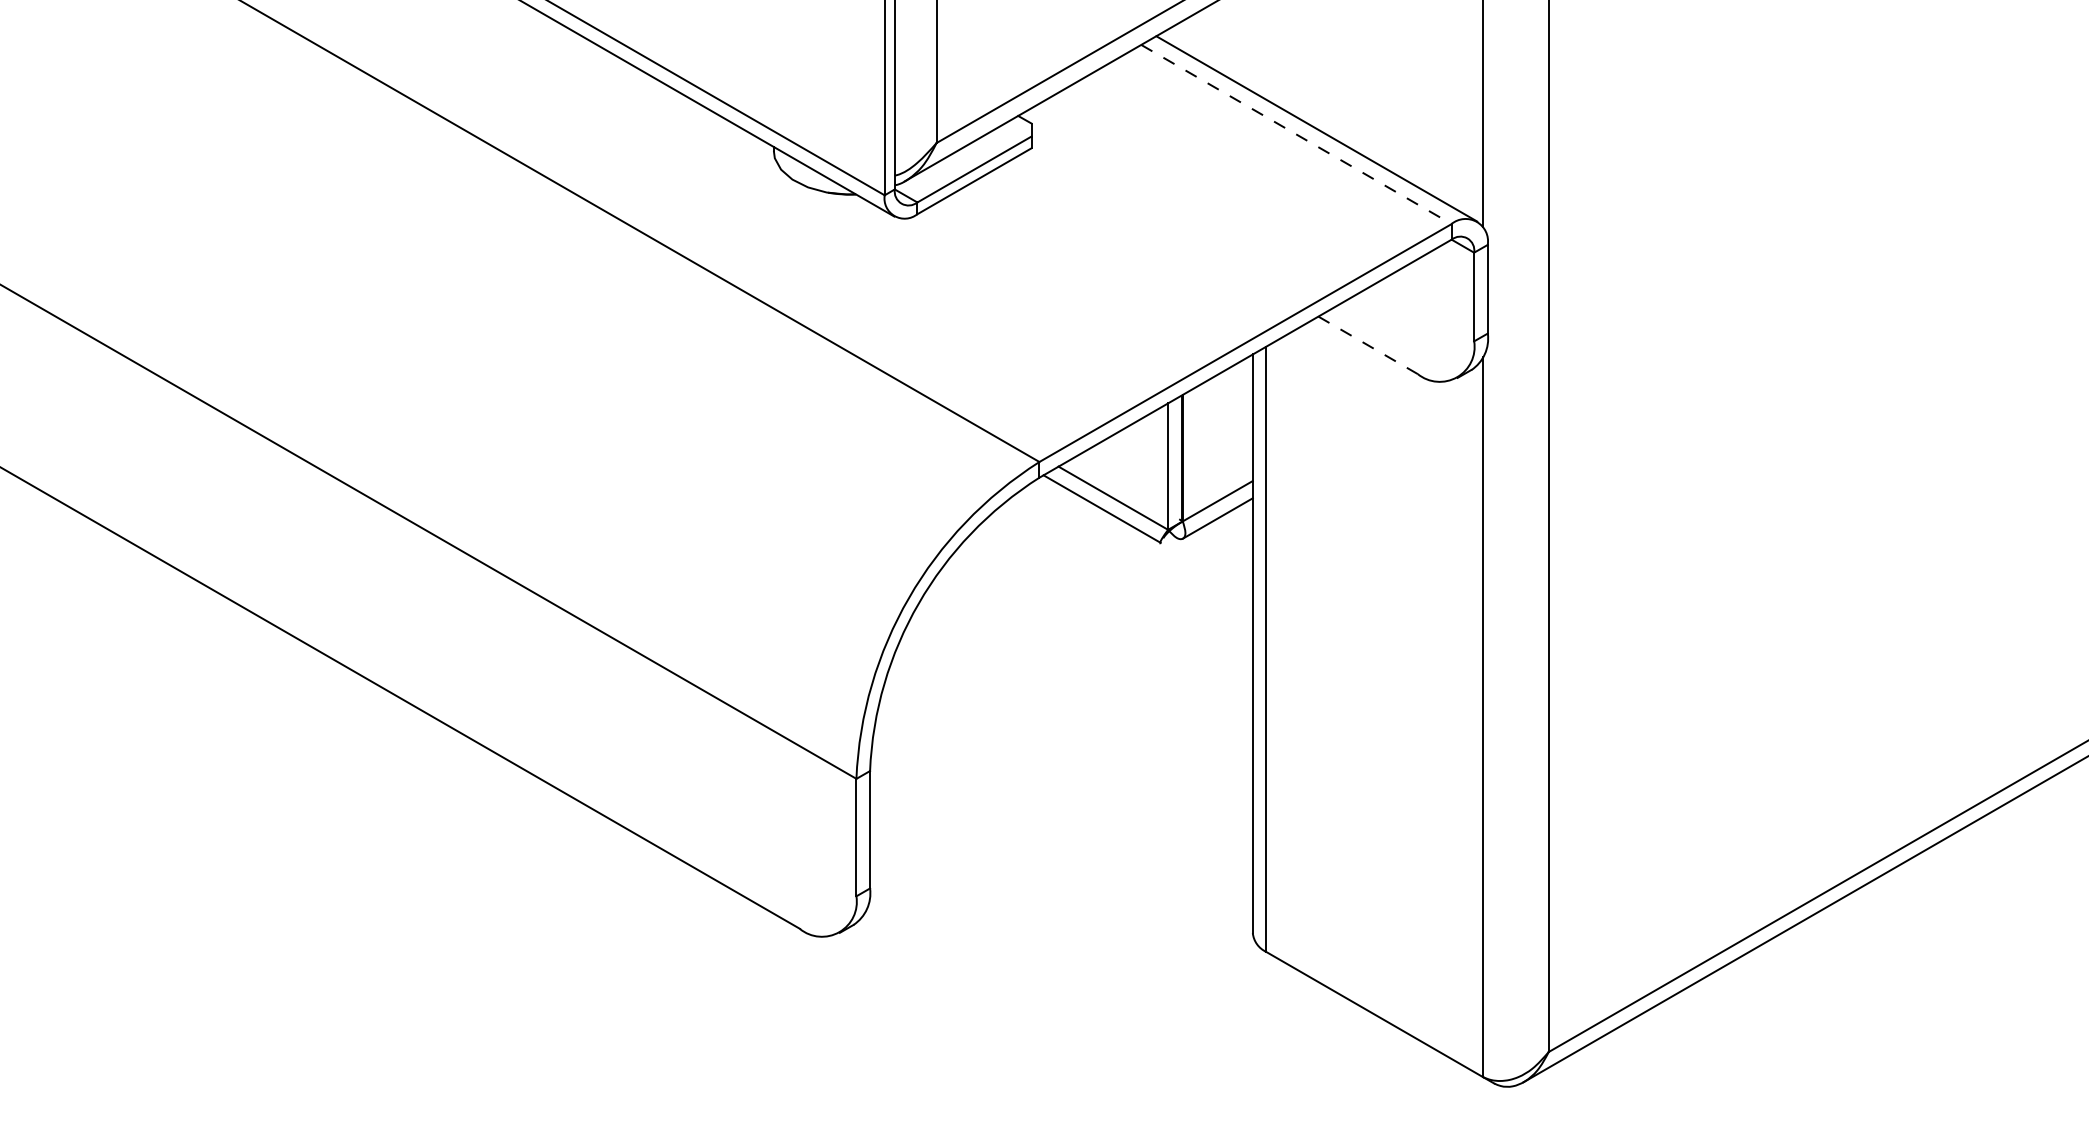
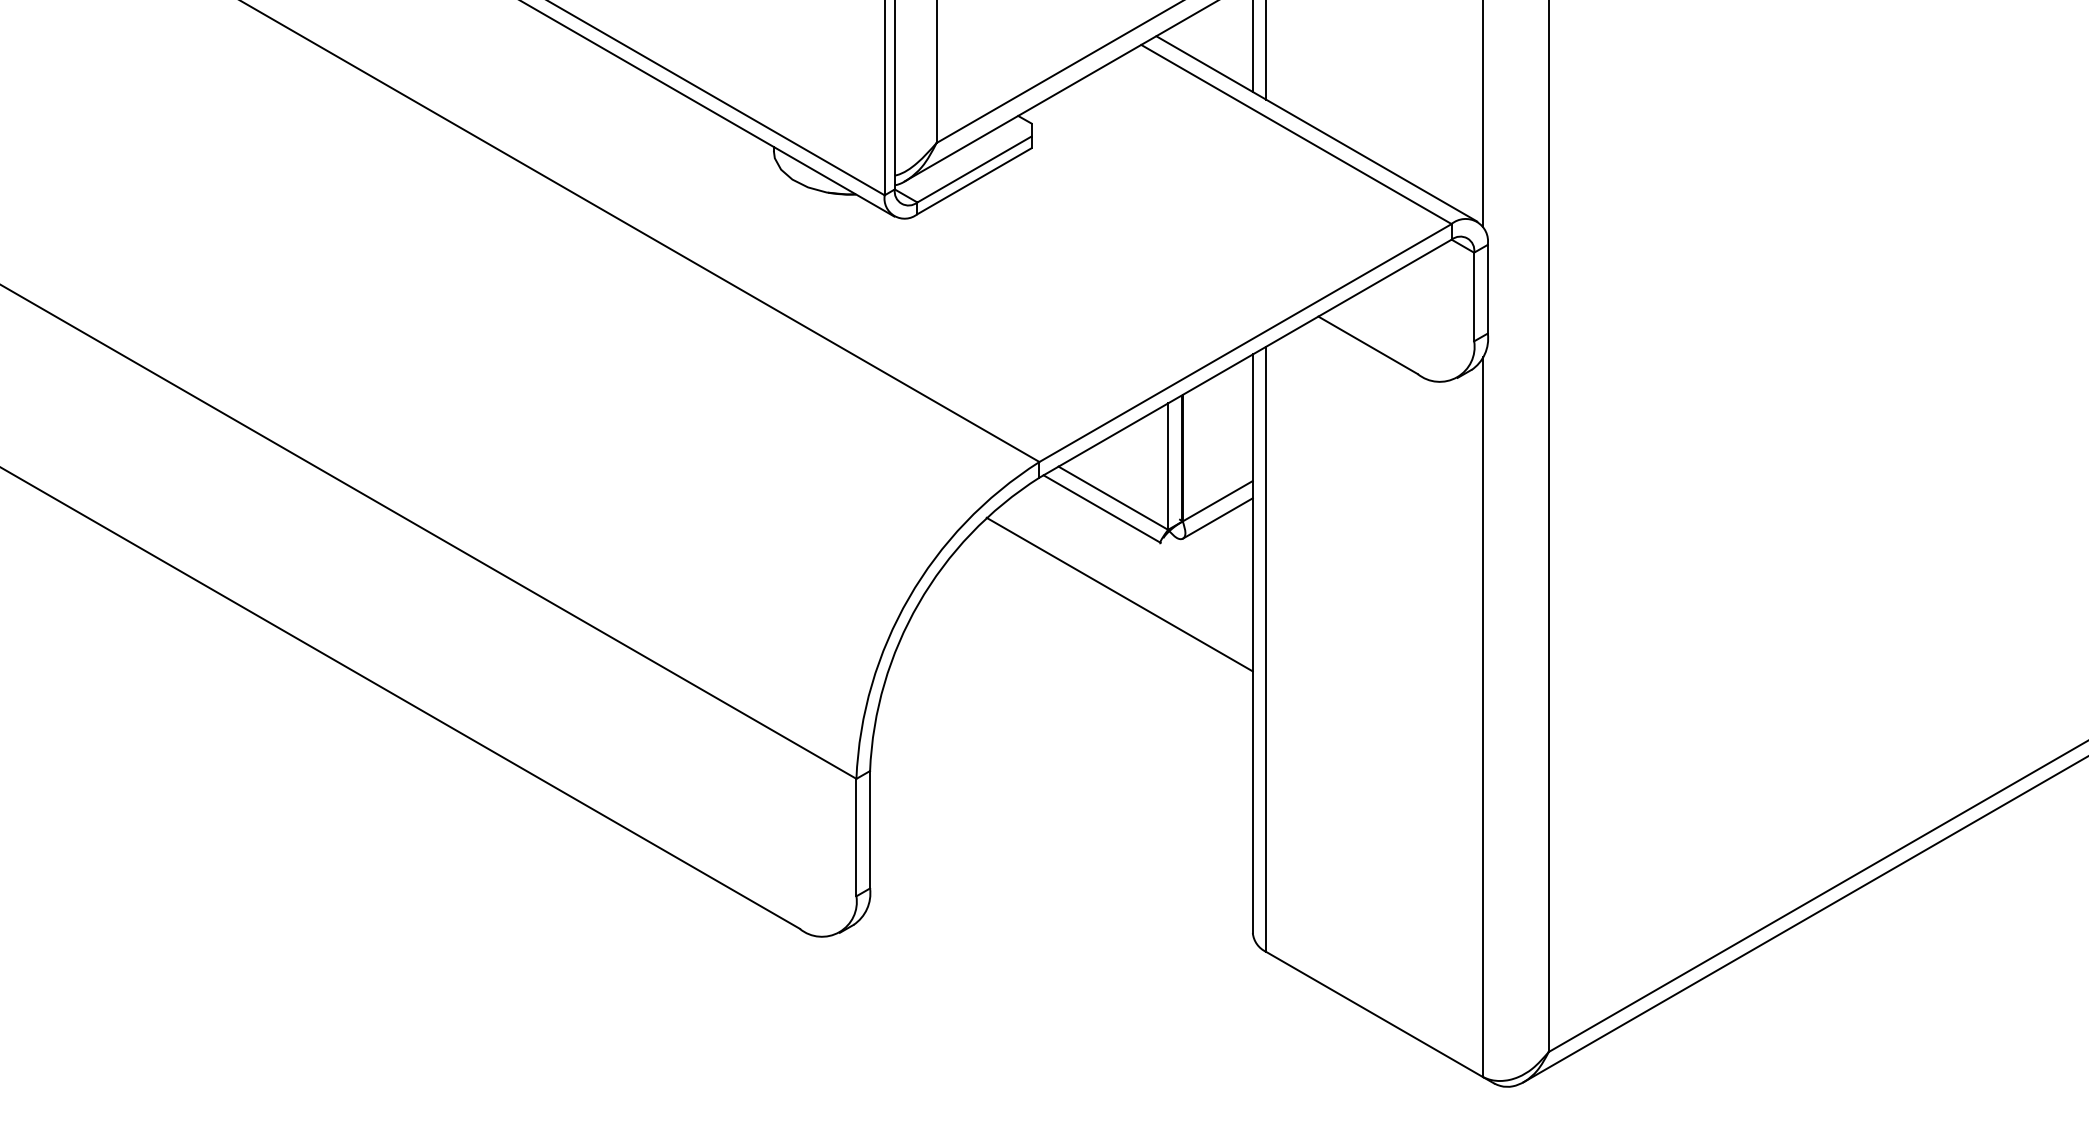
line: none -> present (1252, 46)
line: none -> present (1266, 50)
line: dashed -> solid (1296, 134)
line: dashed -> solid (1368, 345)
line: none -> present (1119, 594)
